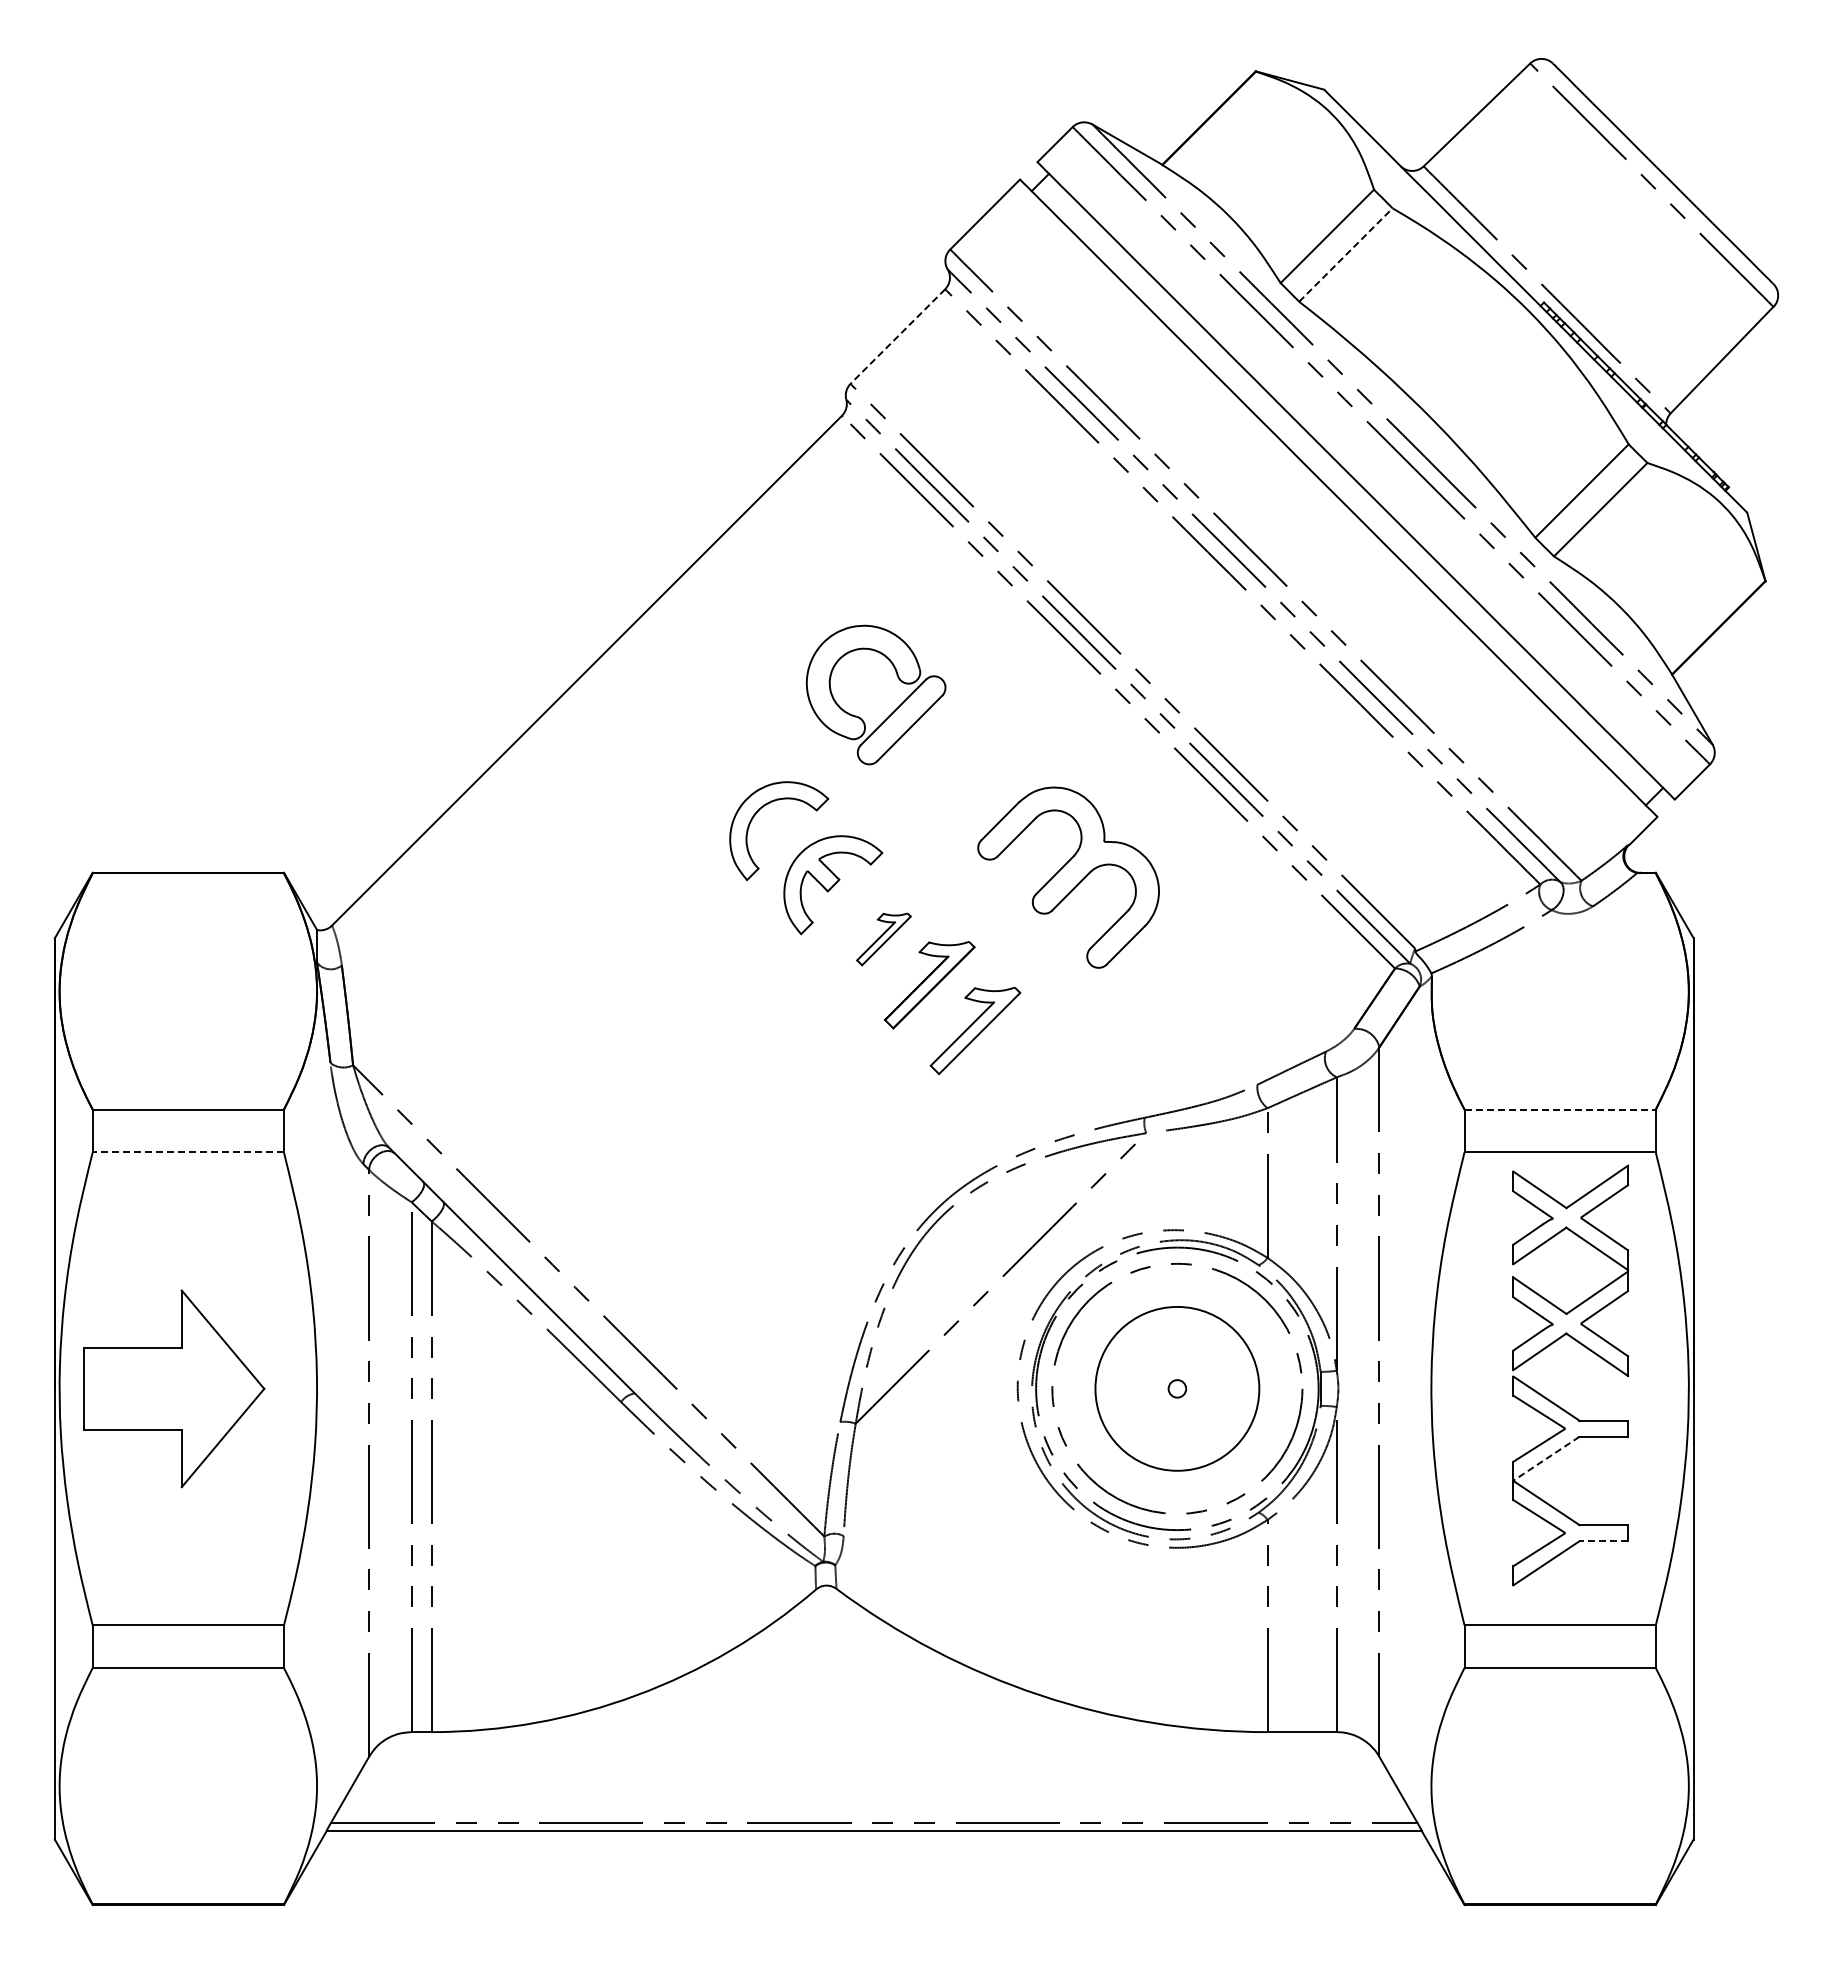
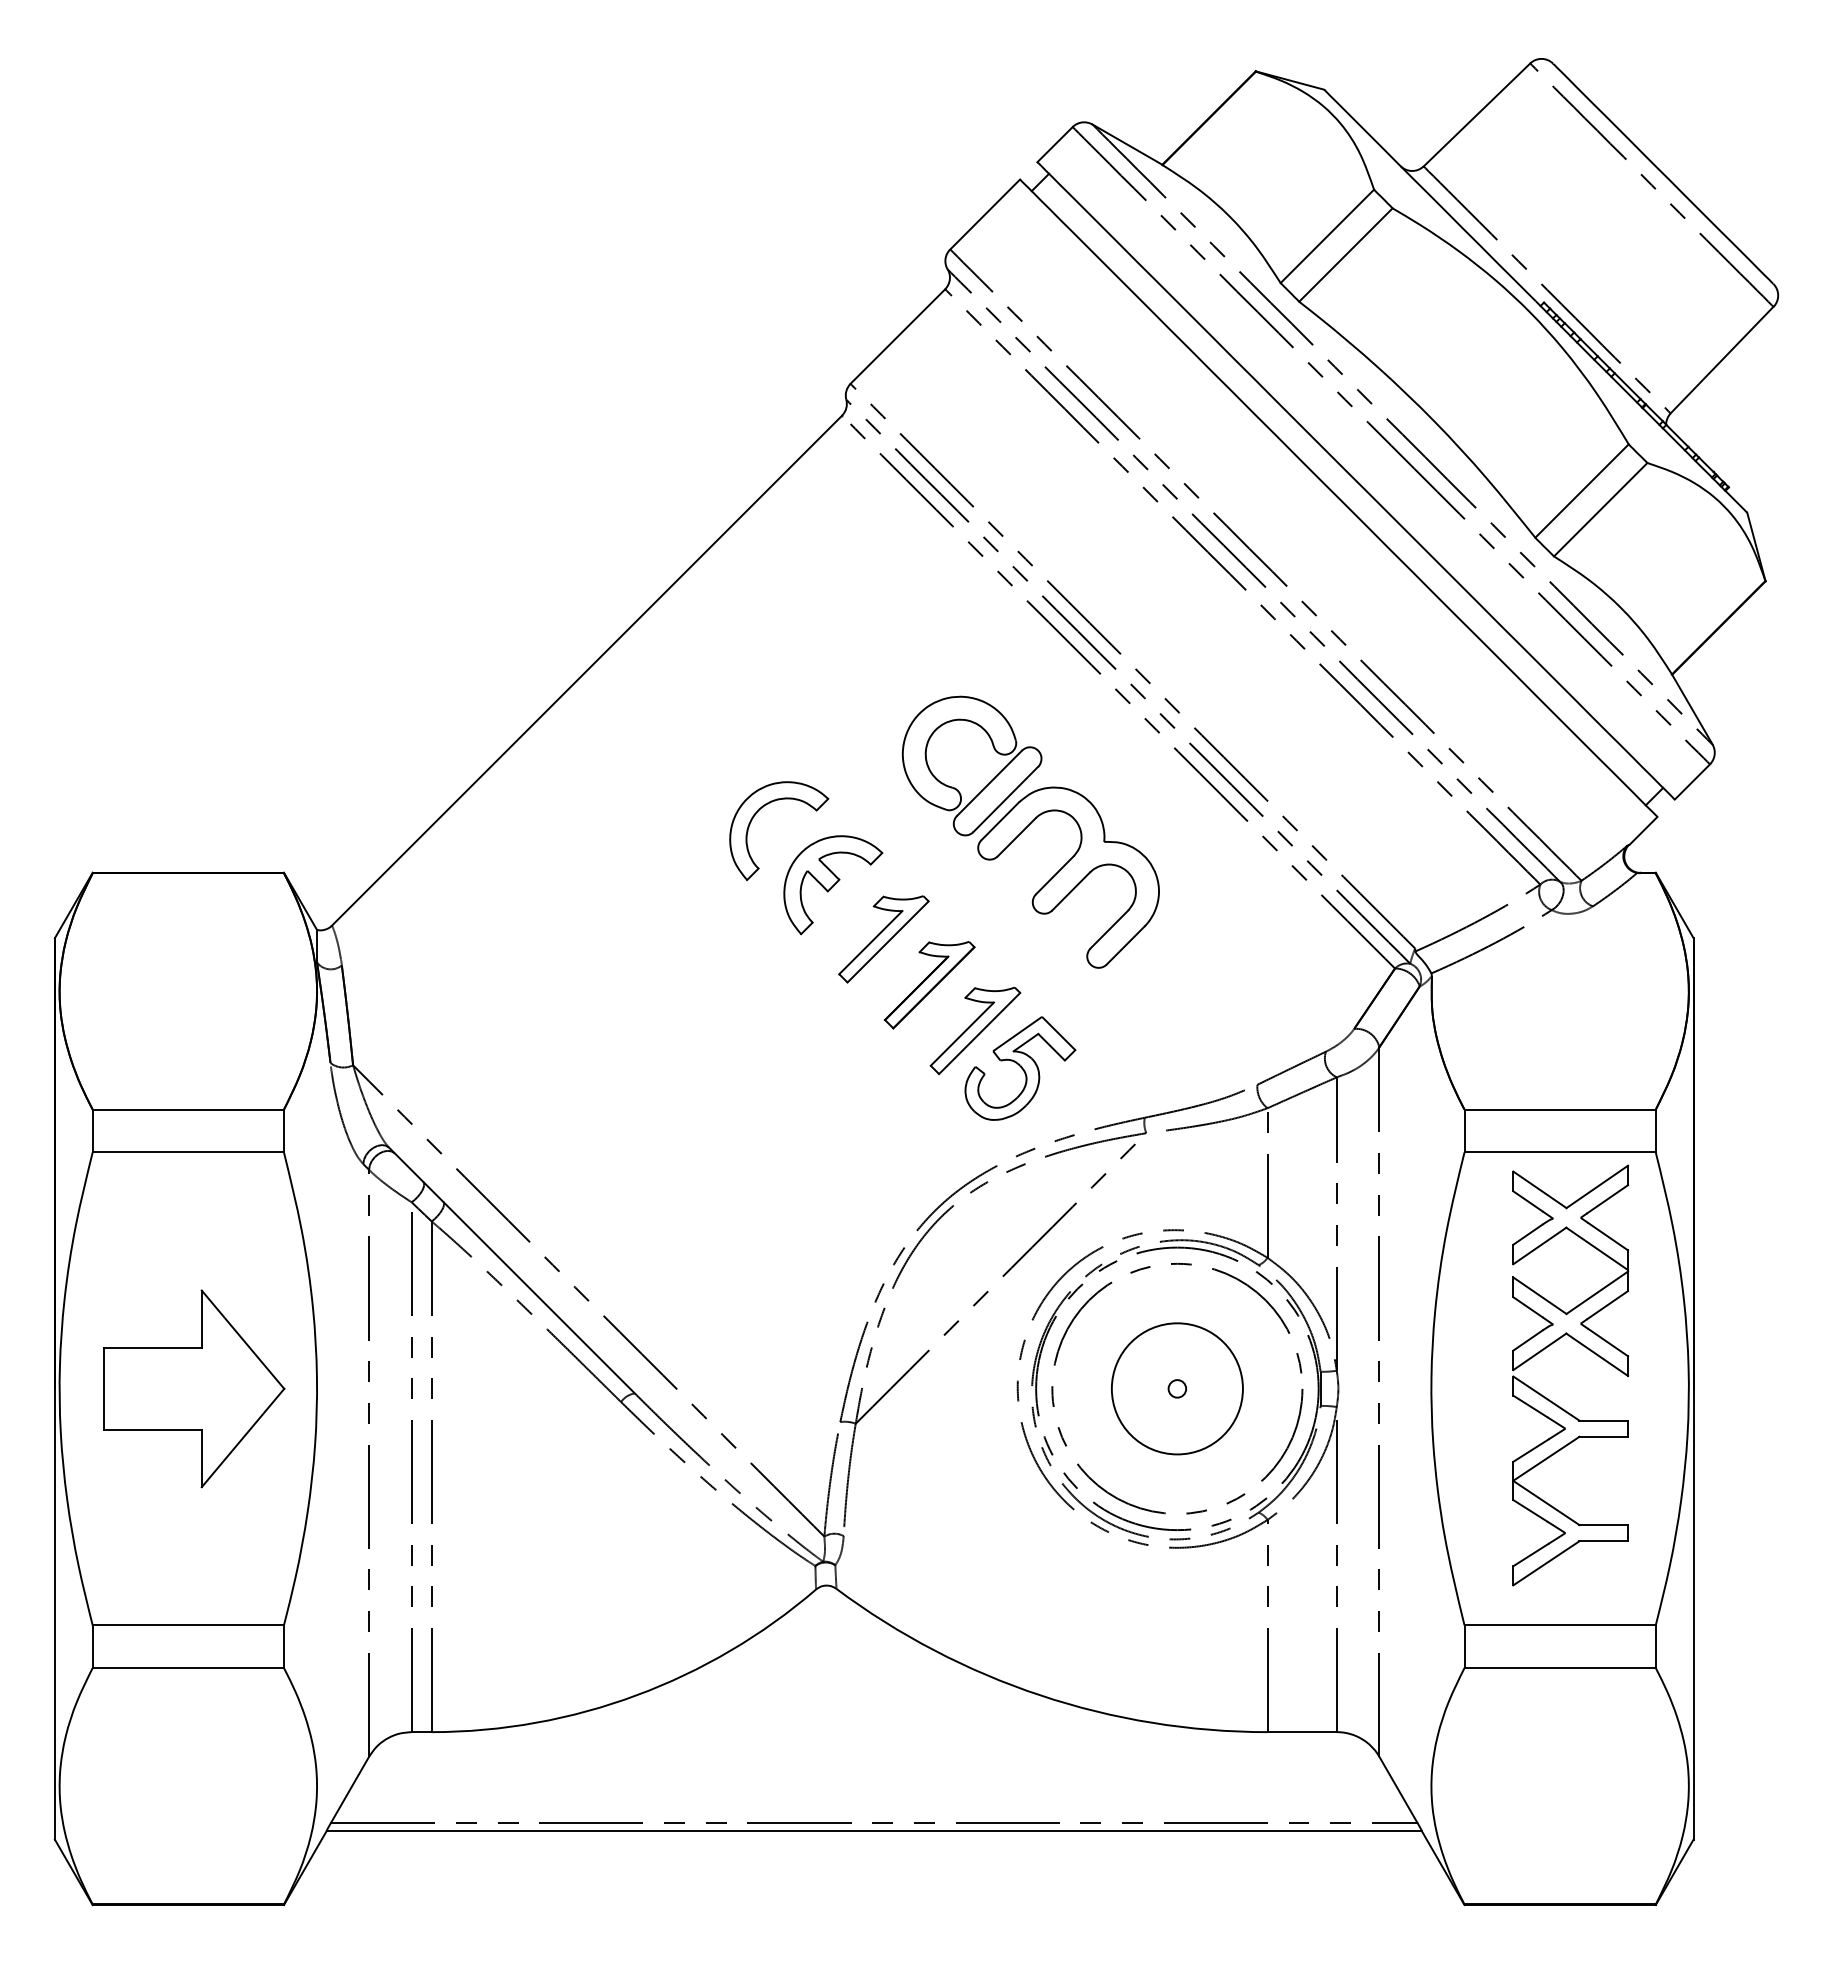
line: dashed -> solid (1346, 254)
line: dashed -> solid (897, 336)
part position: (892, 711) -> (988, 782) (988, 782)
part size: 56x55 px -> 92x89 px (883, 939)
part: none -> present (1020, 1068)
line: dashed -> solid (1560, 1109)
line: dashed -> solid (188, 1152)
part position: (174, 1388) -> (194, 1388) (194, 1388)
circle diameter: 164 px -> 131 px (1176, 1388)
line: dashed -> solid (1546, 1458)
line: dashed -> solid (1603, 1541)
